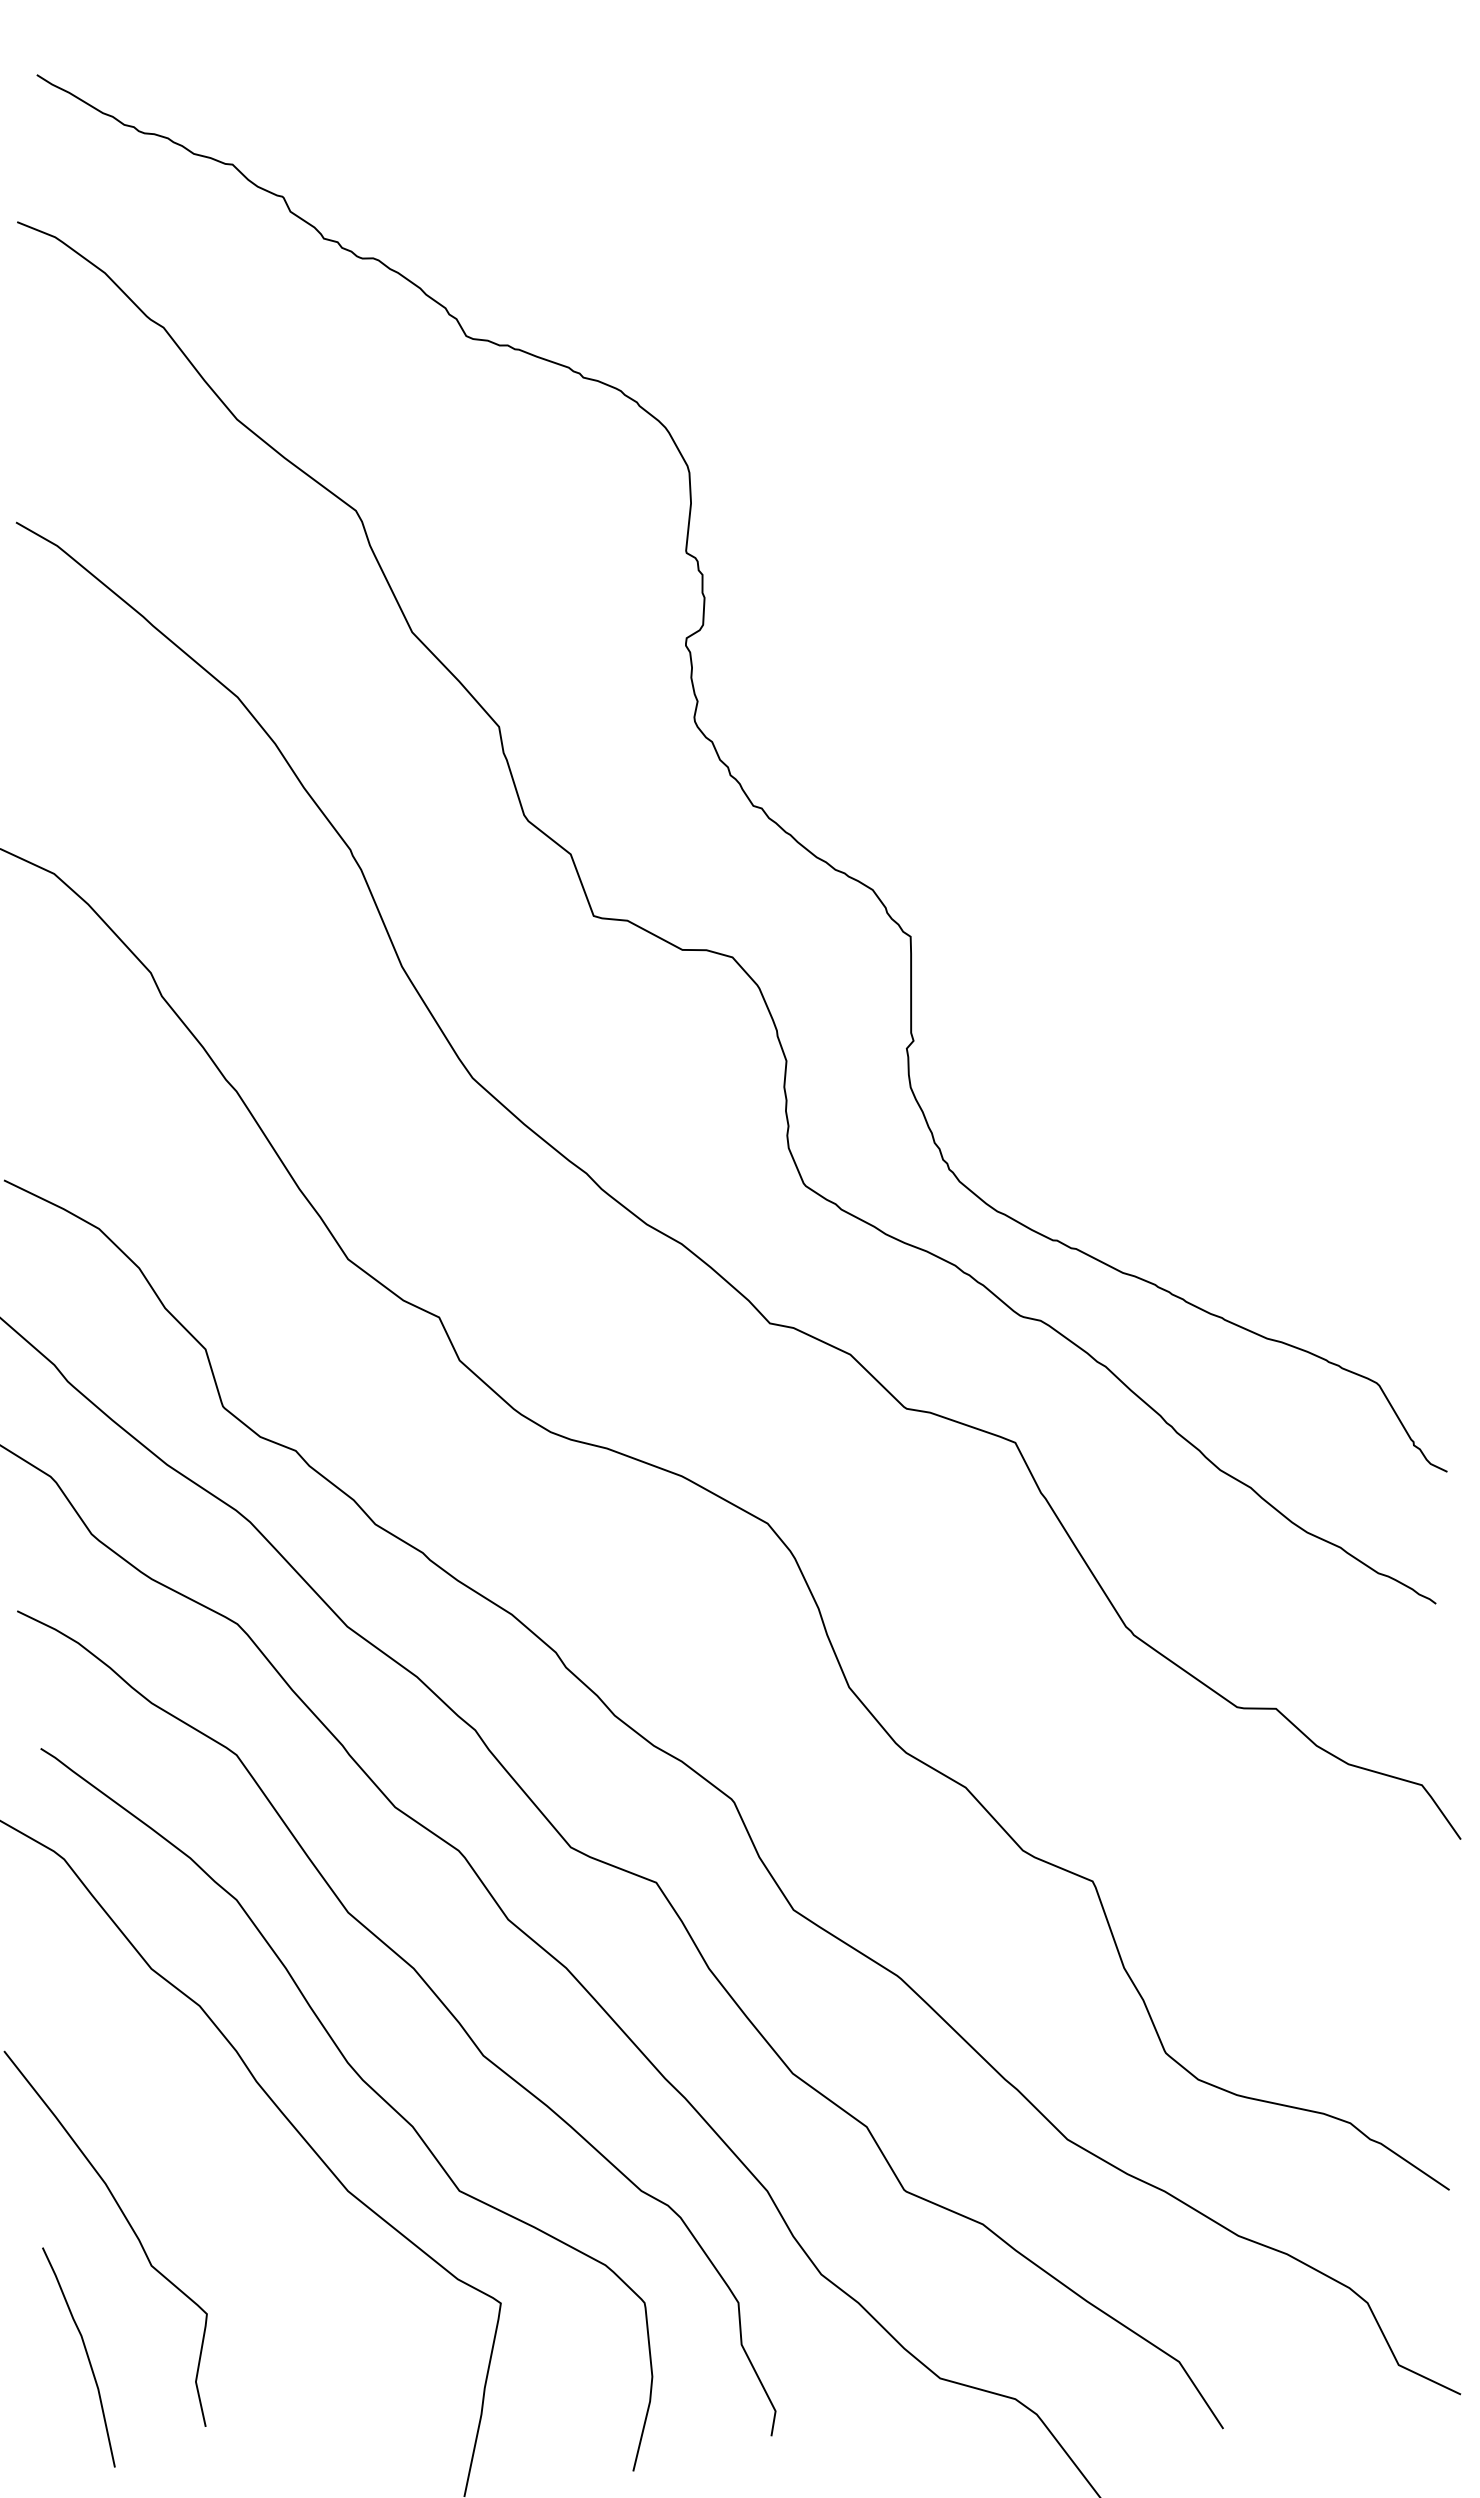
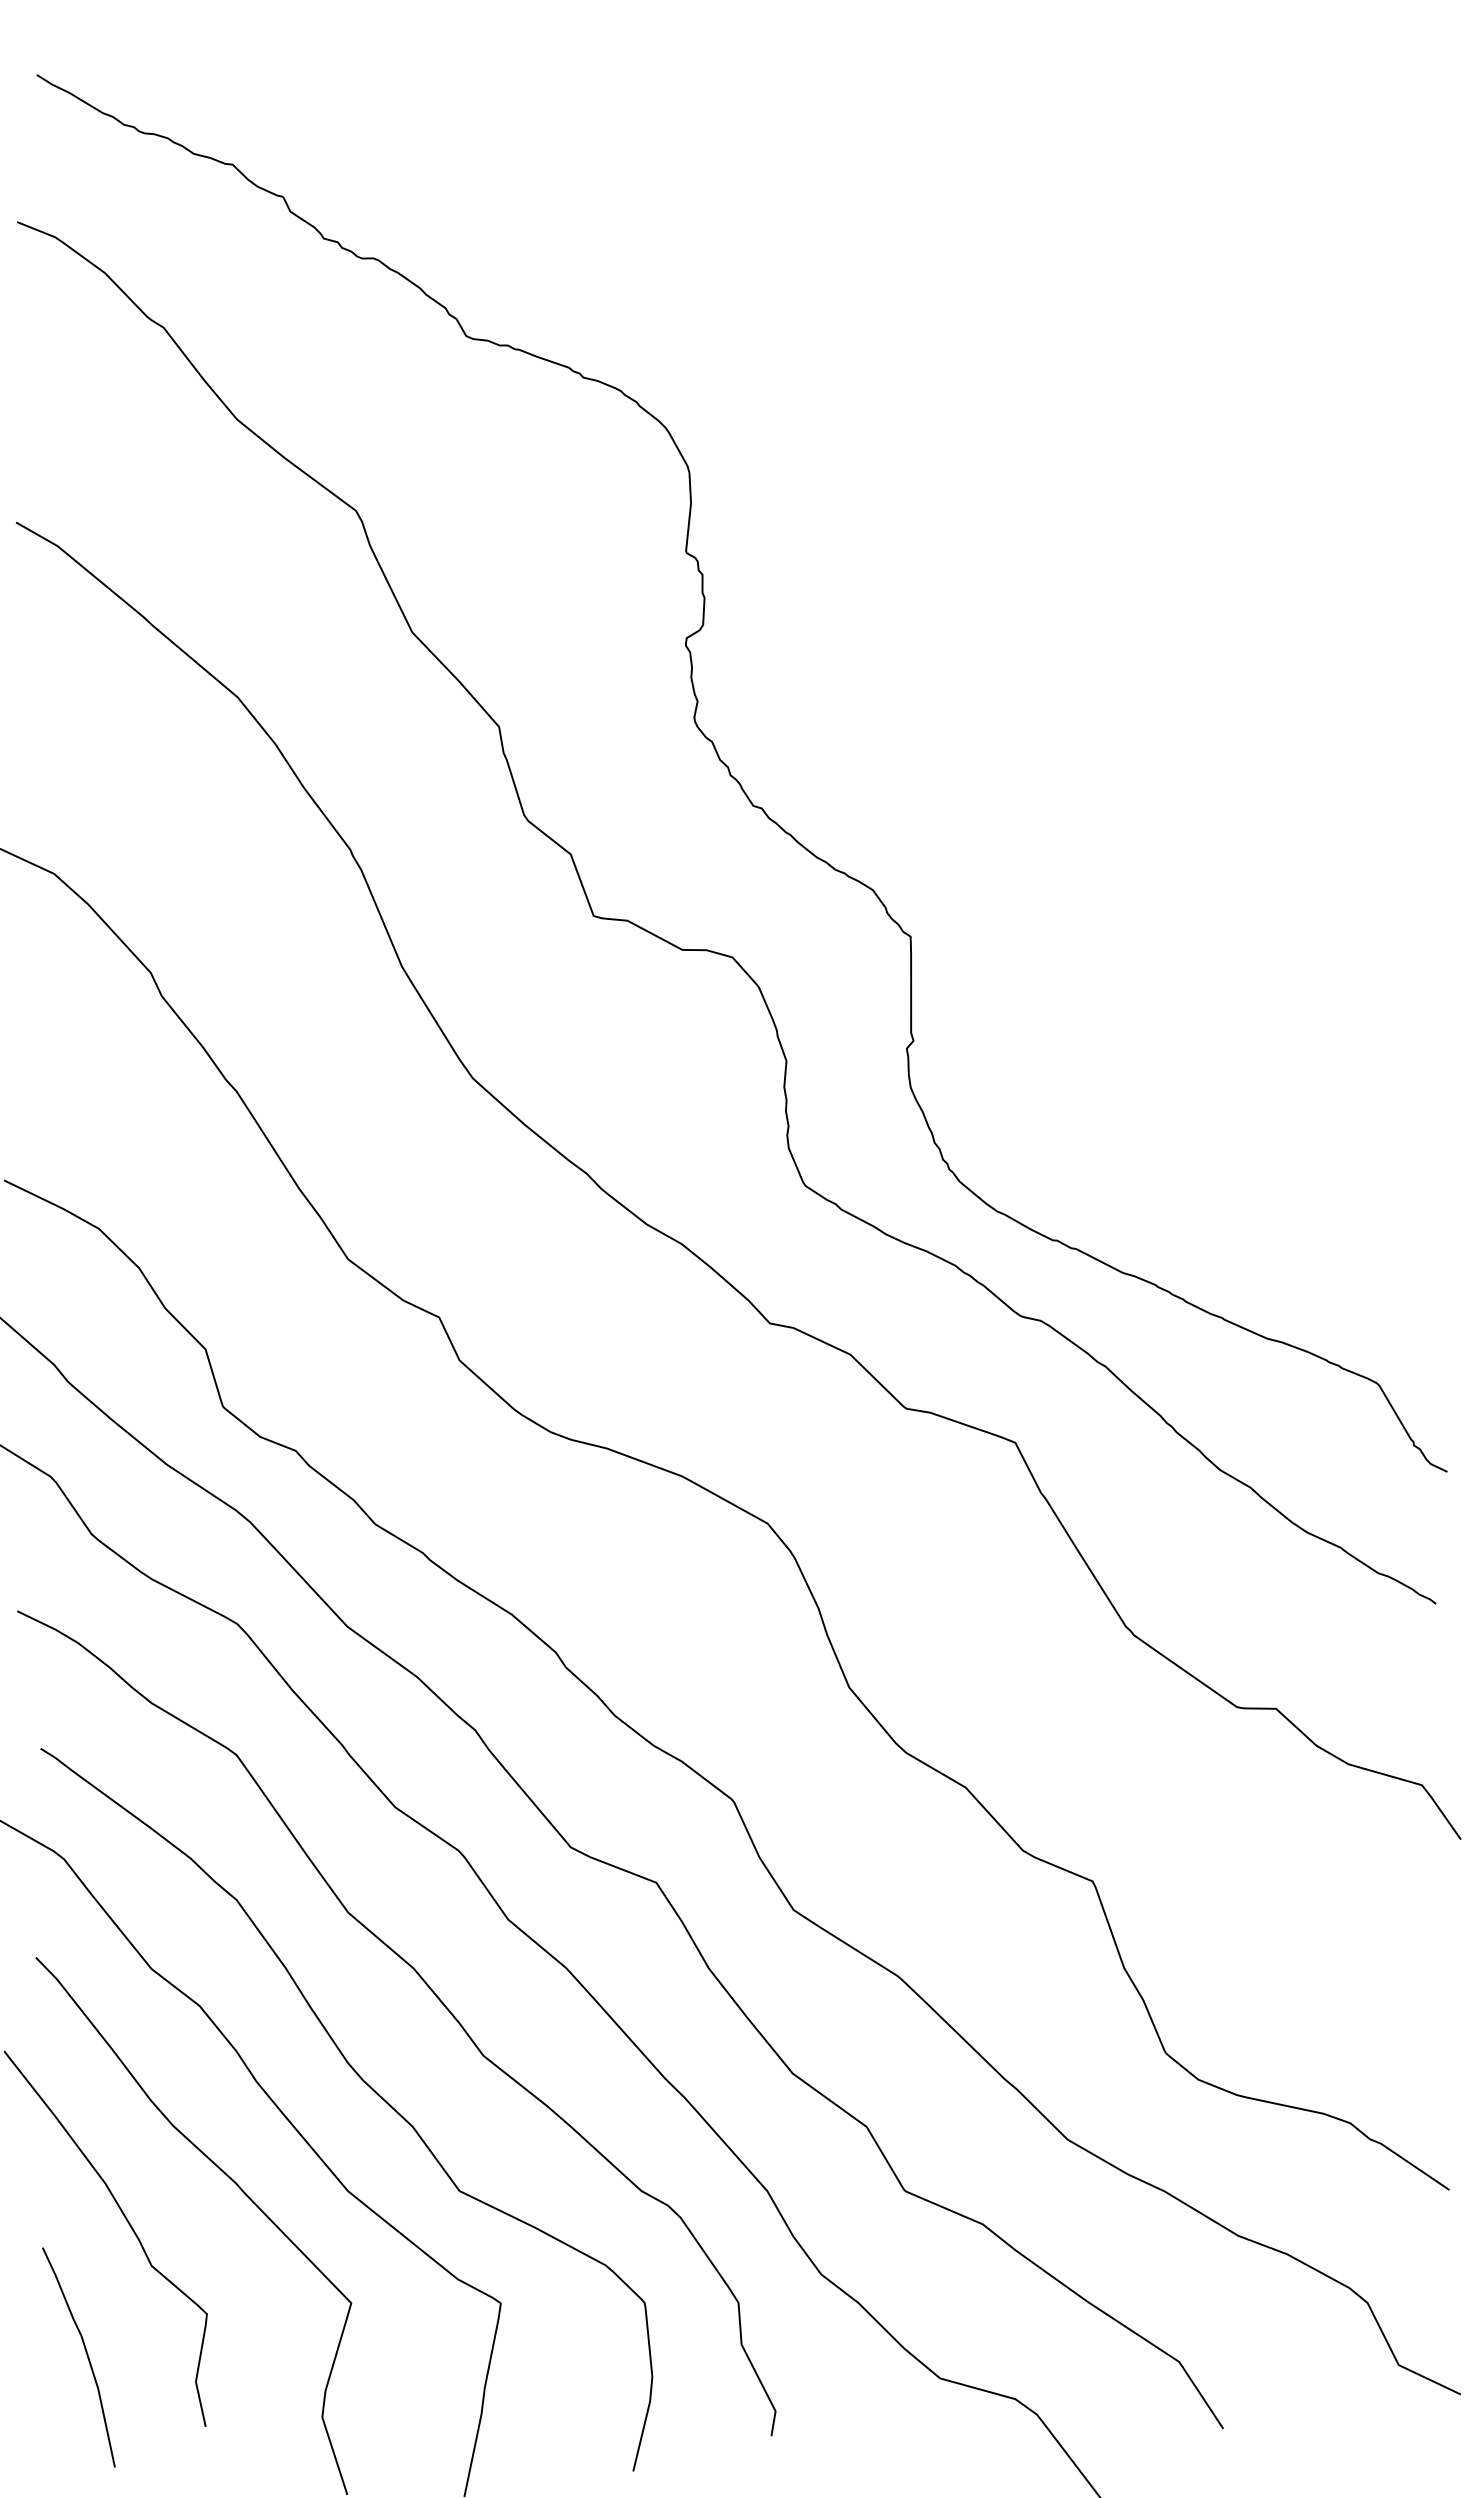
curve: none -> present (234, 2183)
